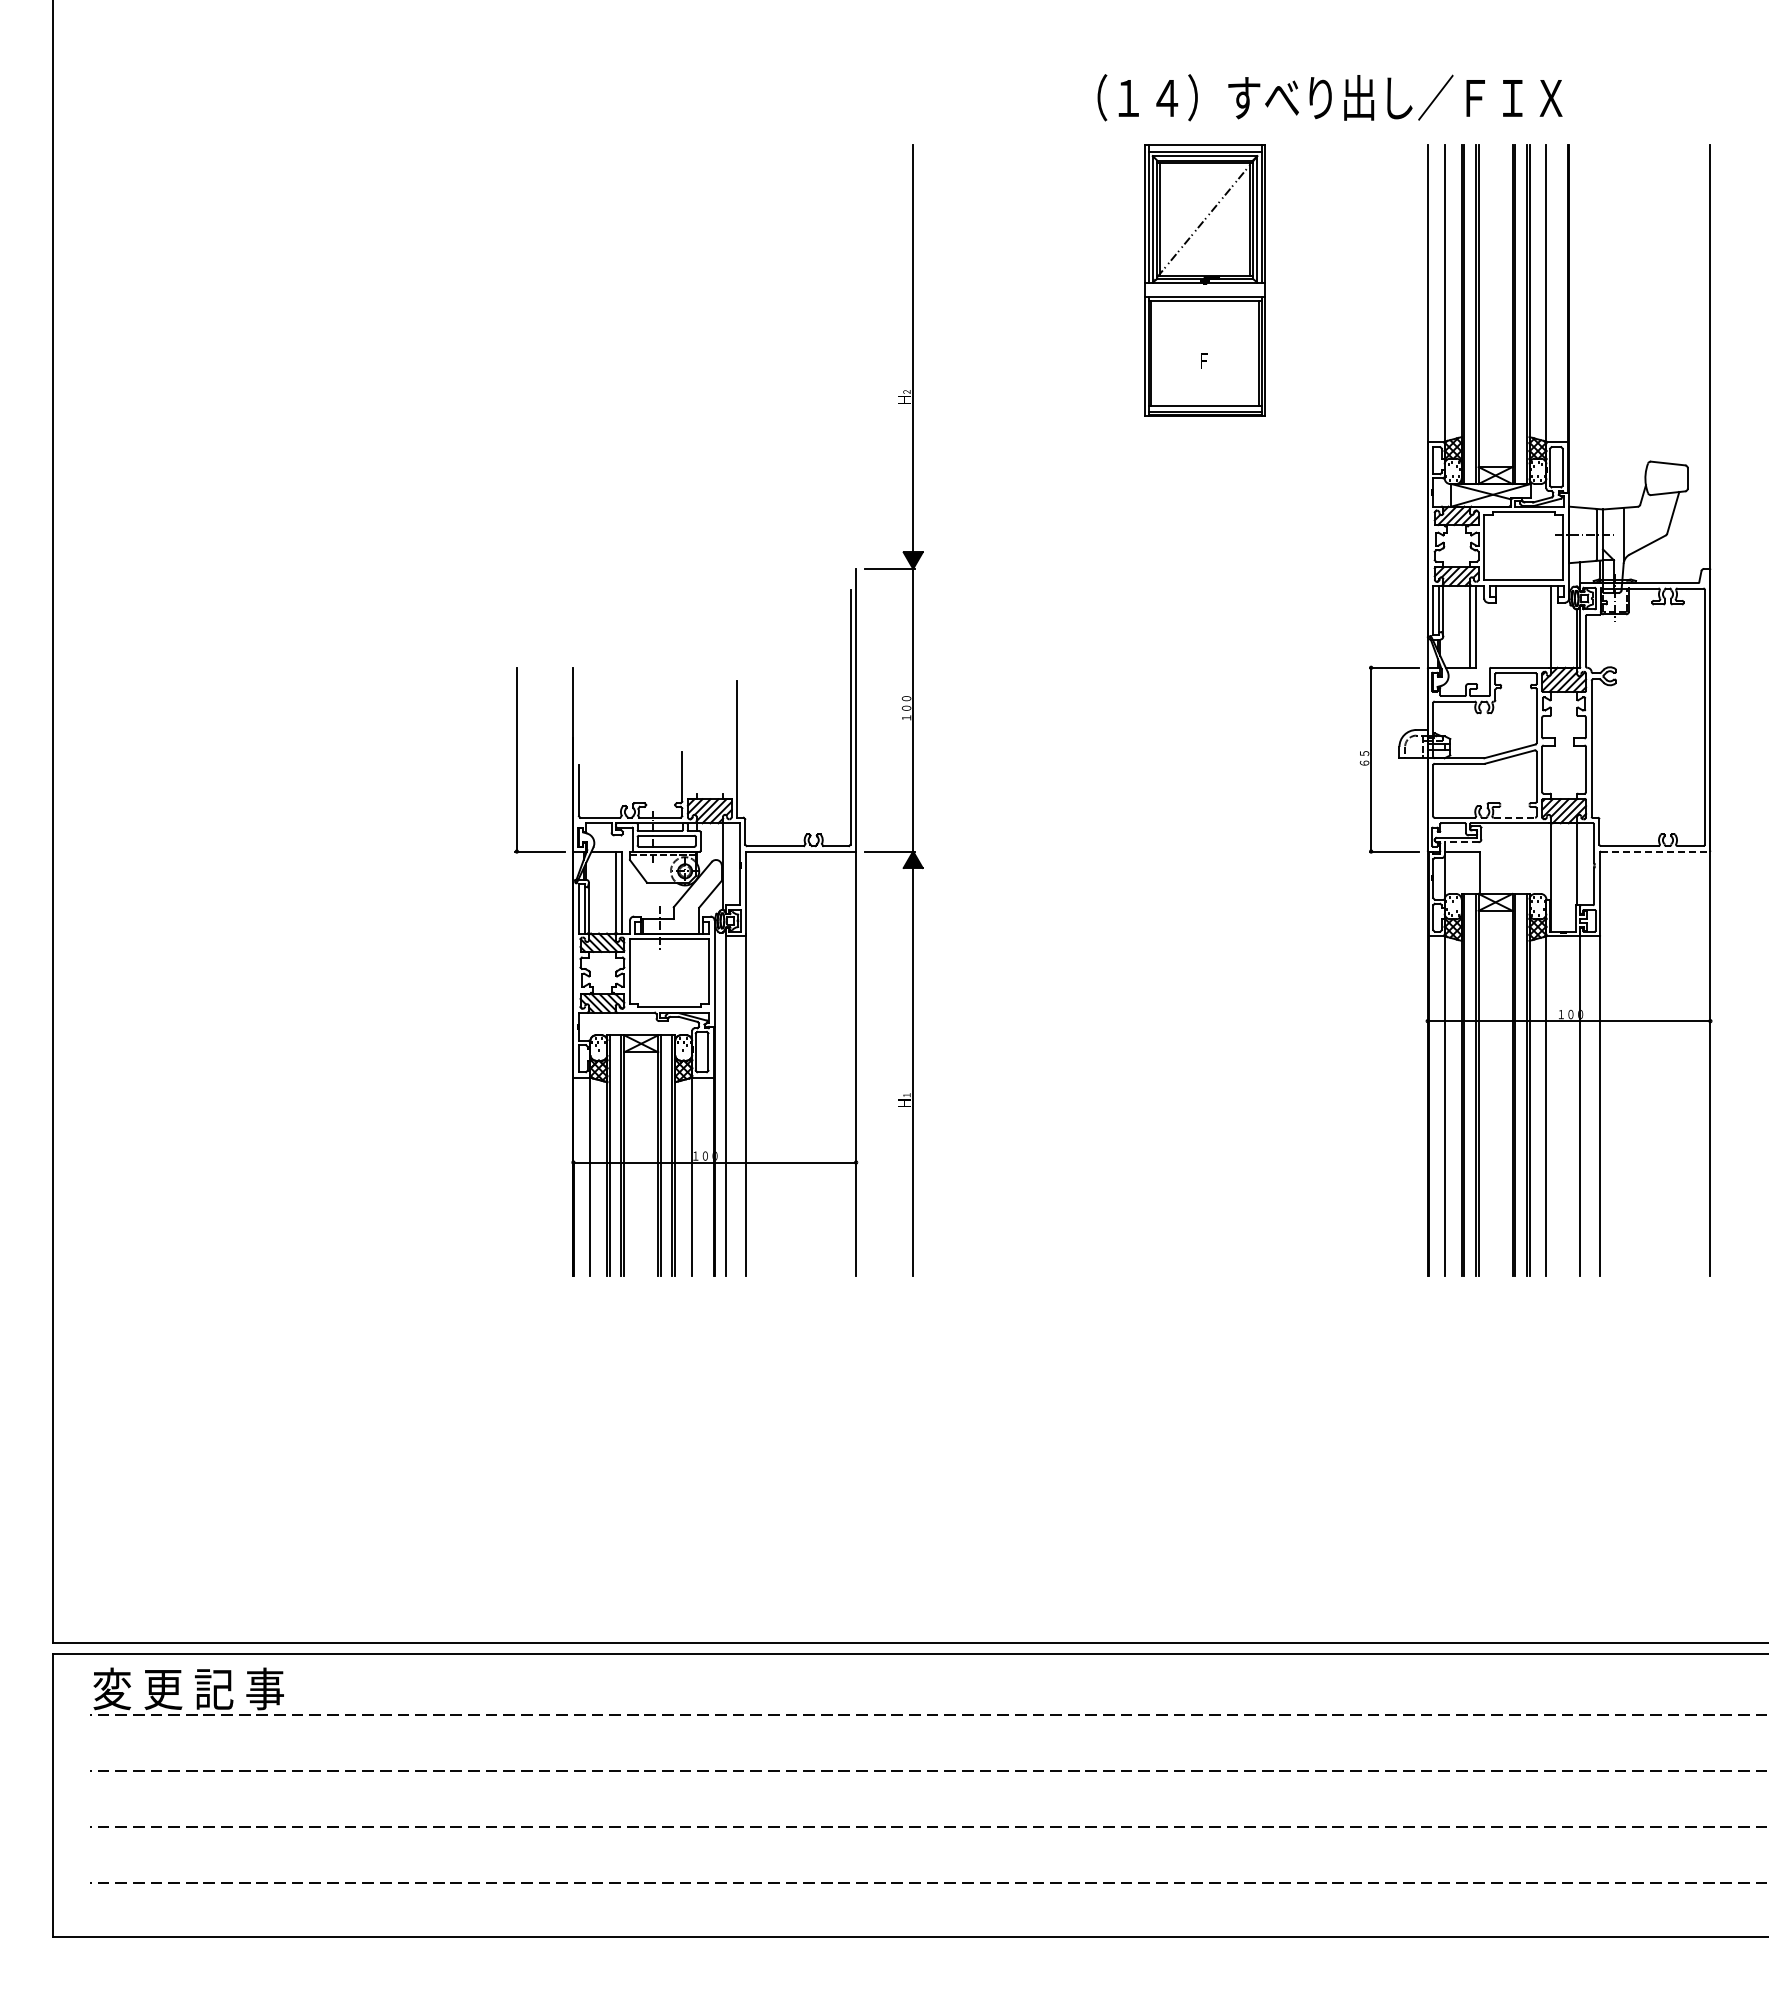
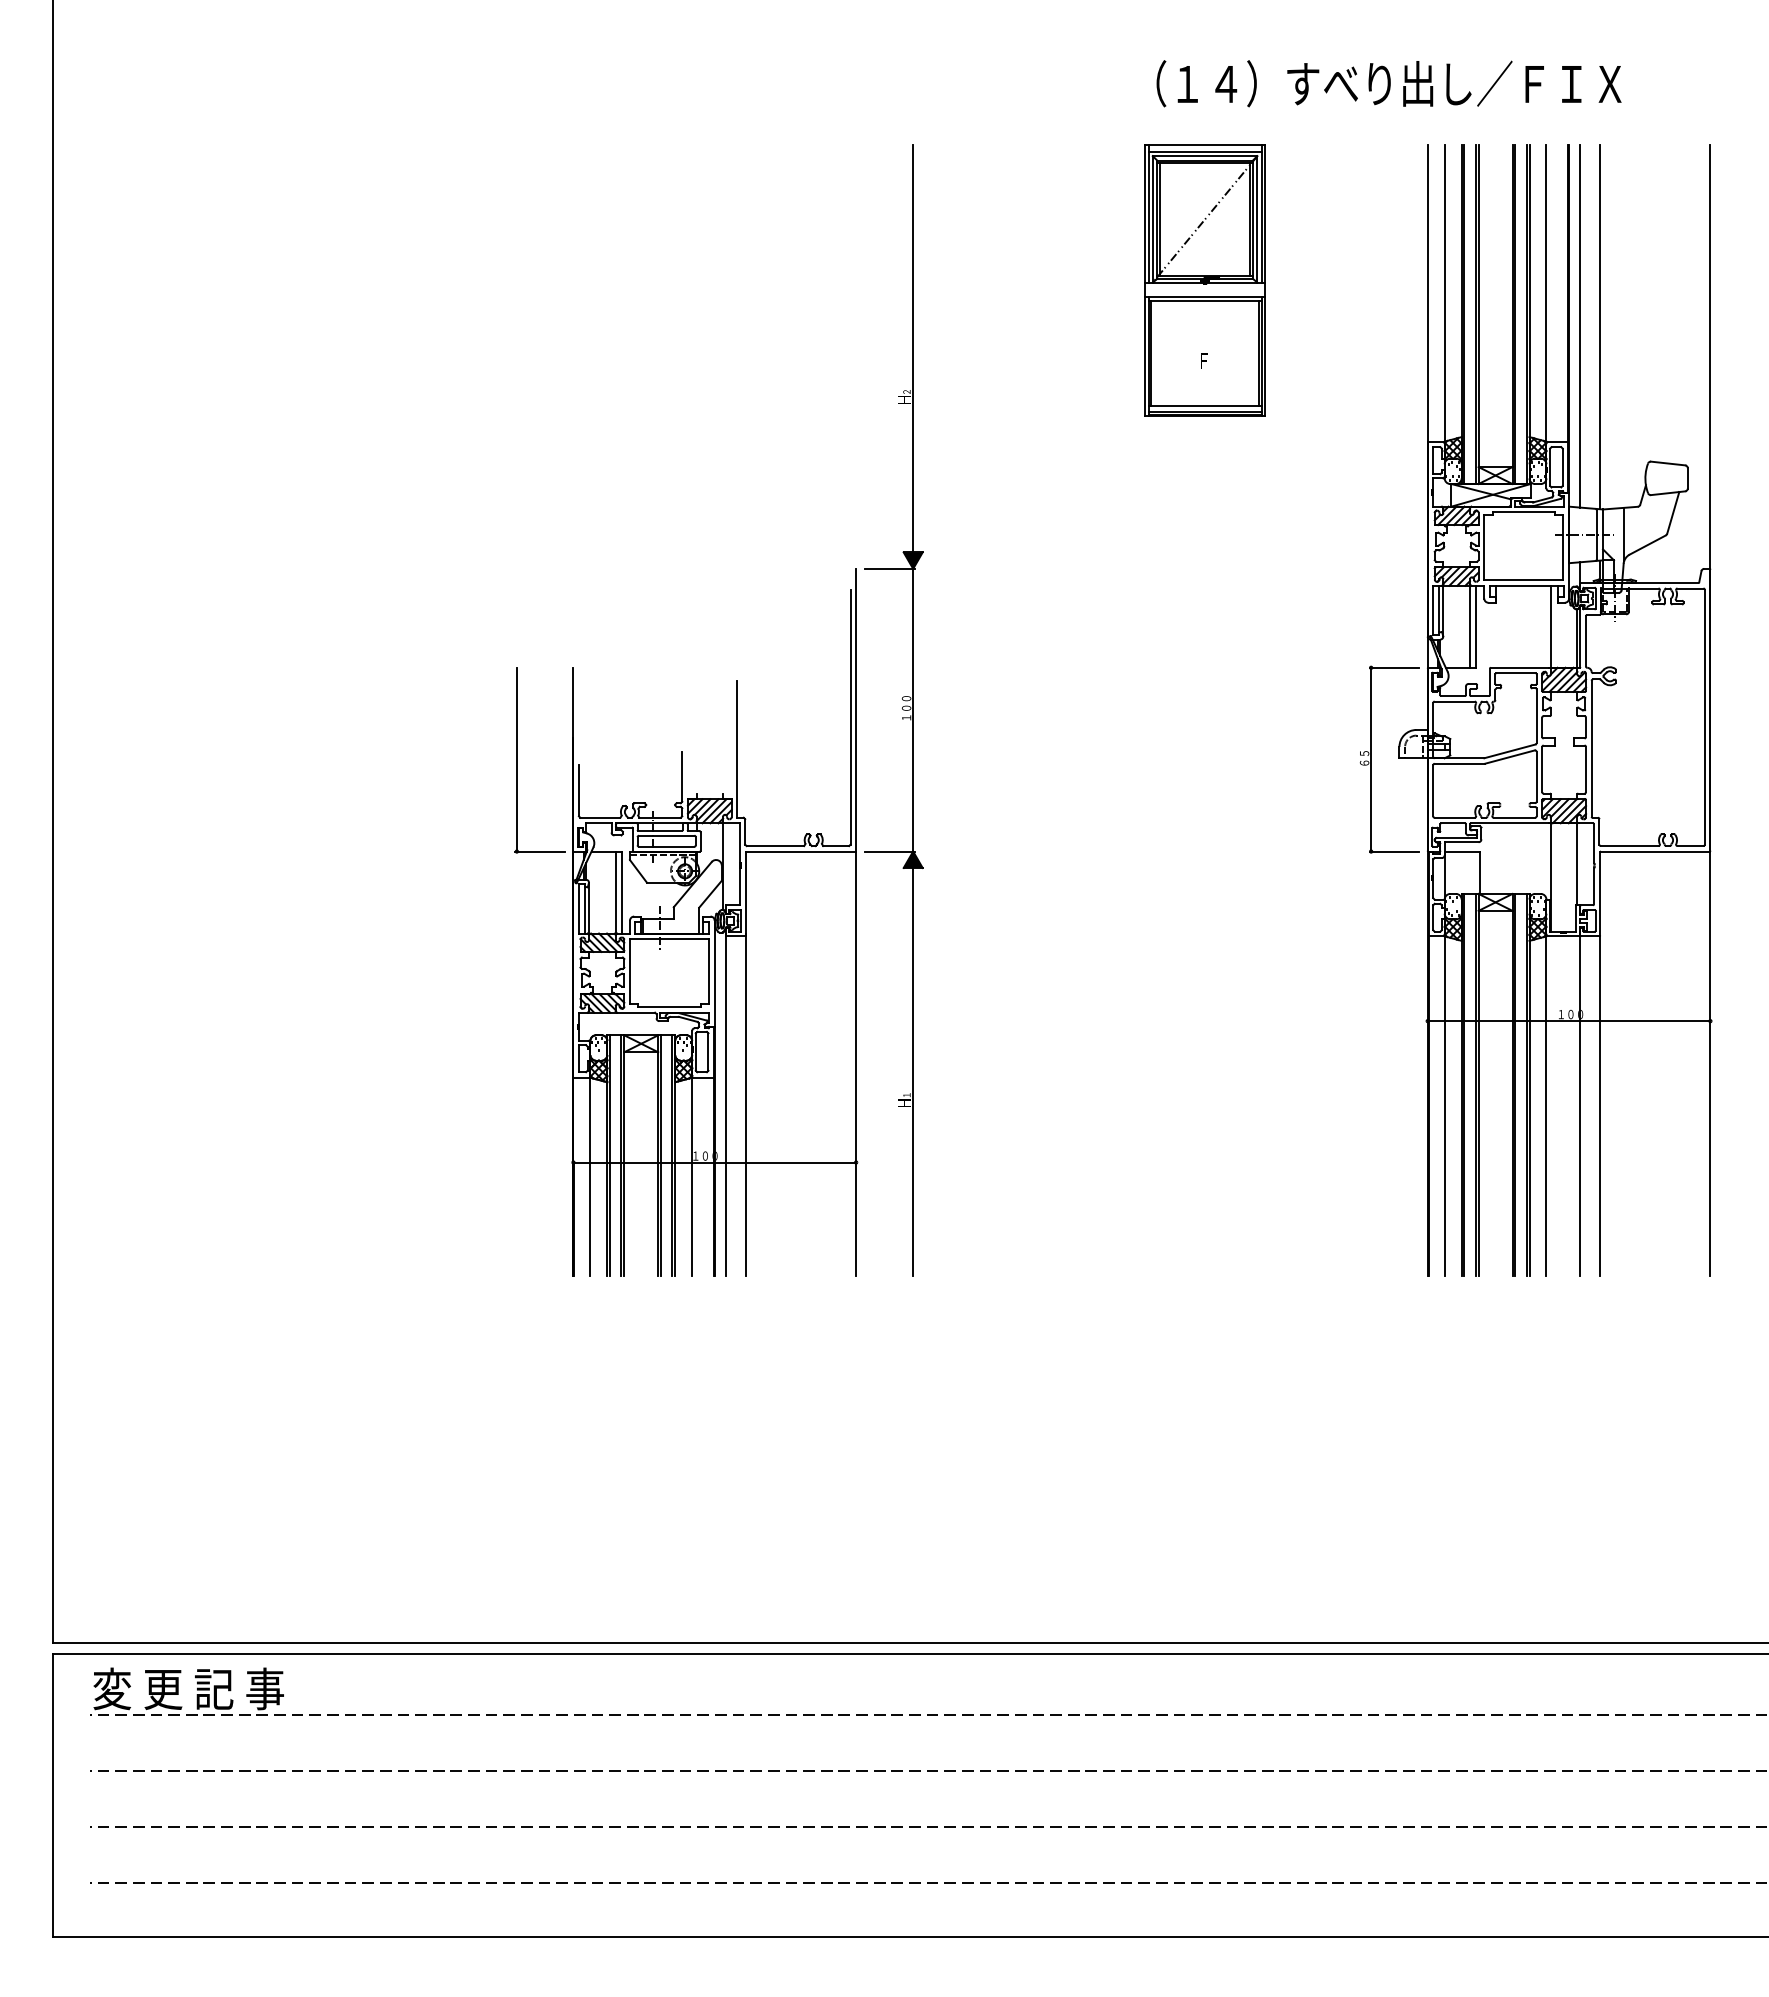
text position: (1329, 97) -> (1388, 83) (1388, 83)
line: none -> present (1580, 325)
line: none -> present (1600, 326)
line: dashed -> solid (1514, 817)
line: dashed -> solid (1461, 842)
line: dashed -> solid (1655, 851)
